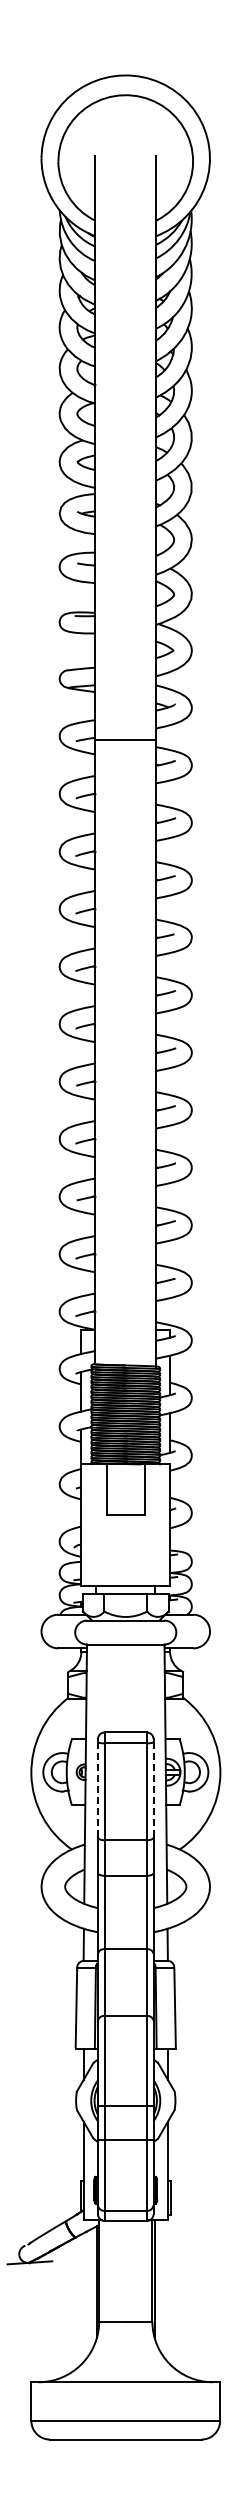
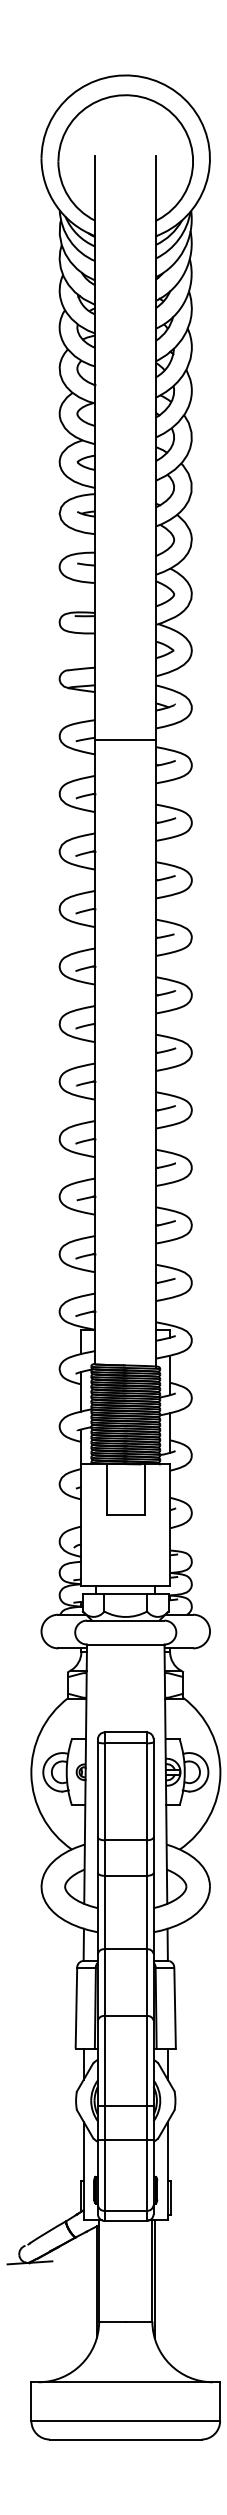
line: dashed -> solid (97, 1789)
line: dashed -> solid (153, 1789)
